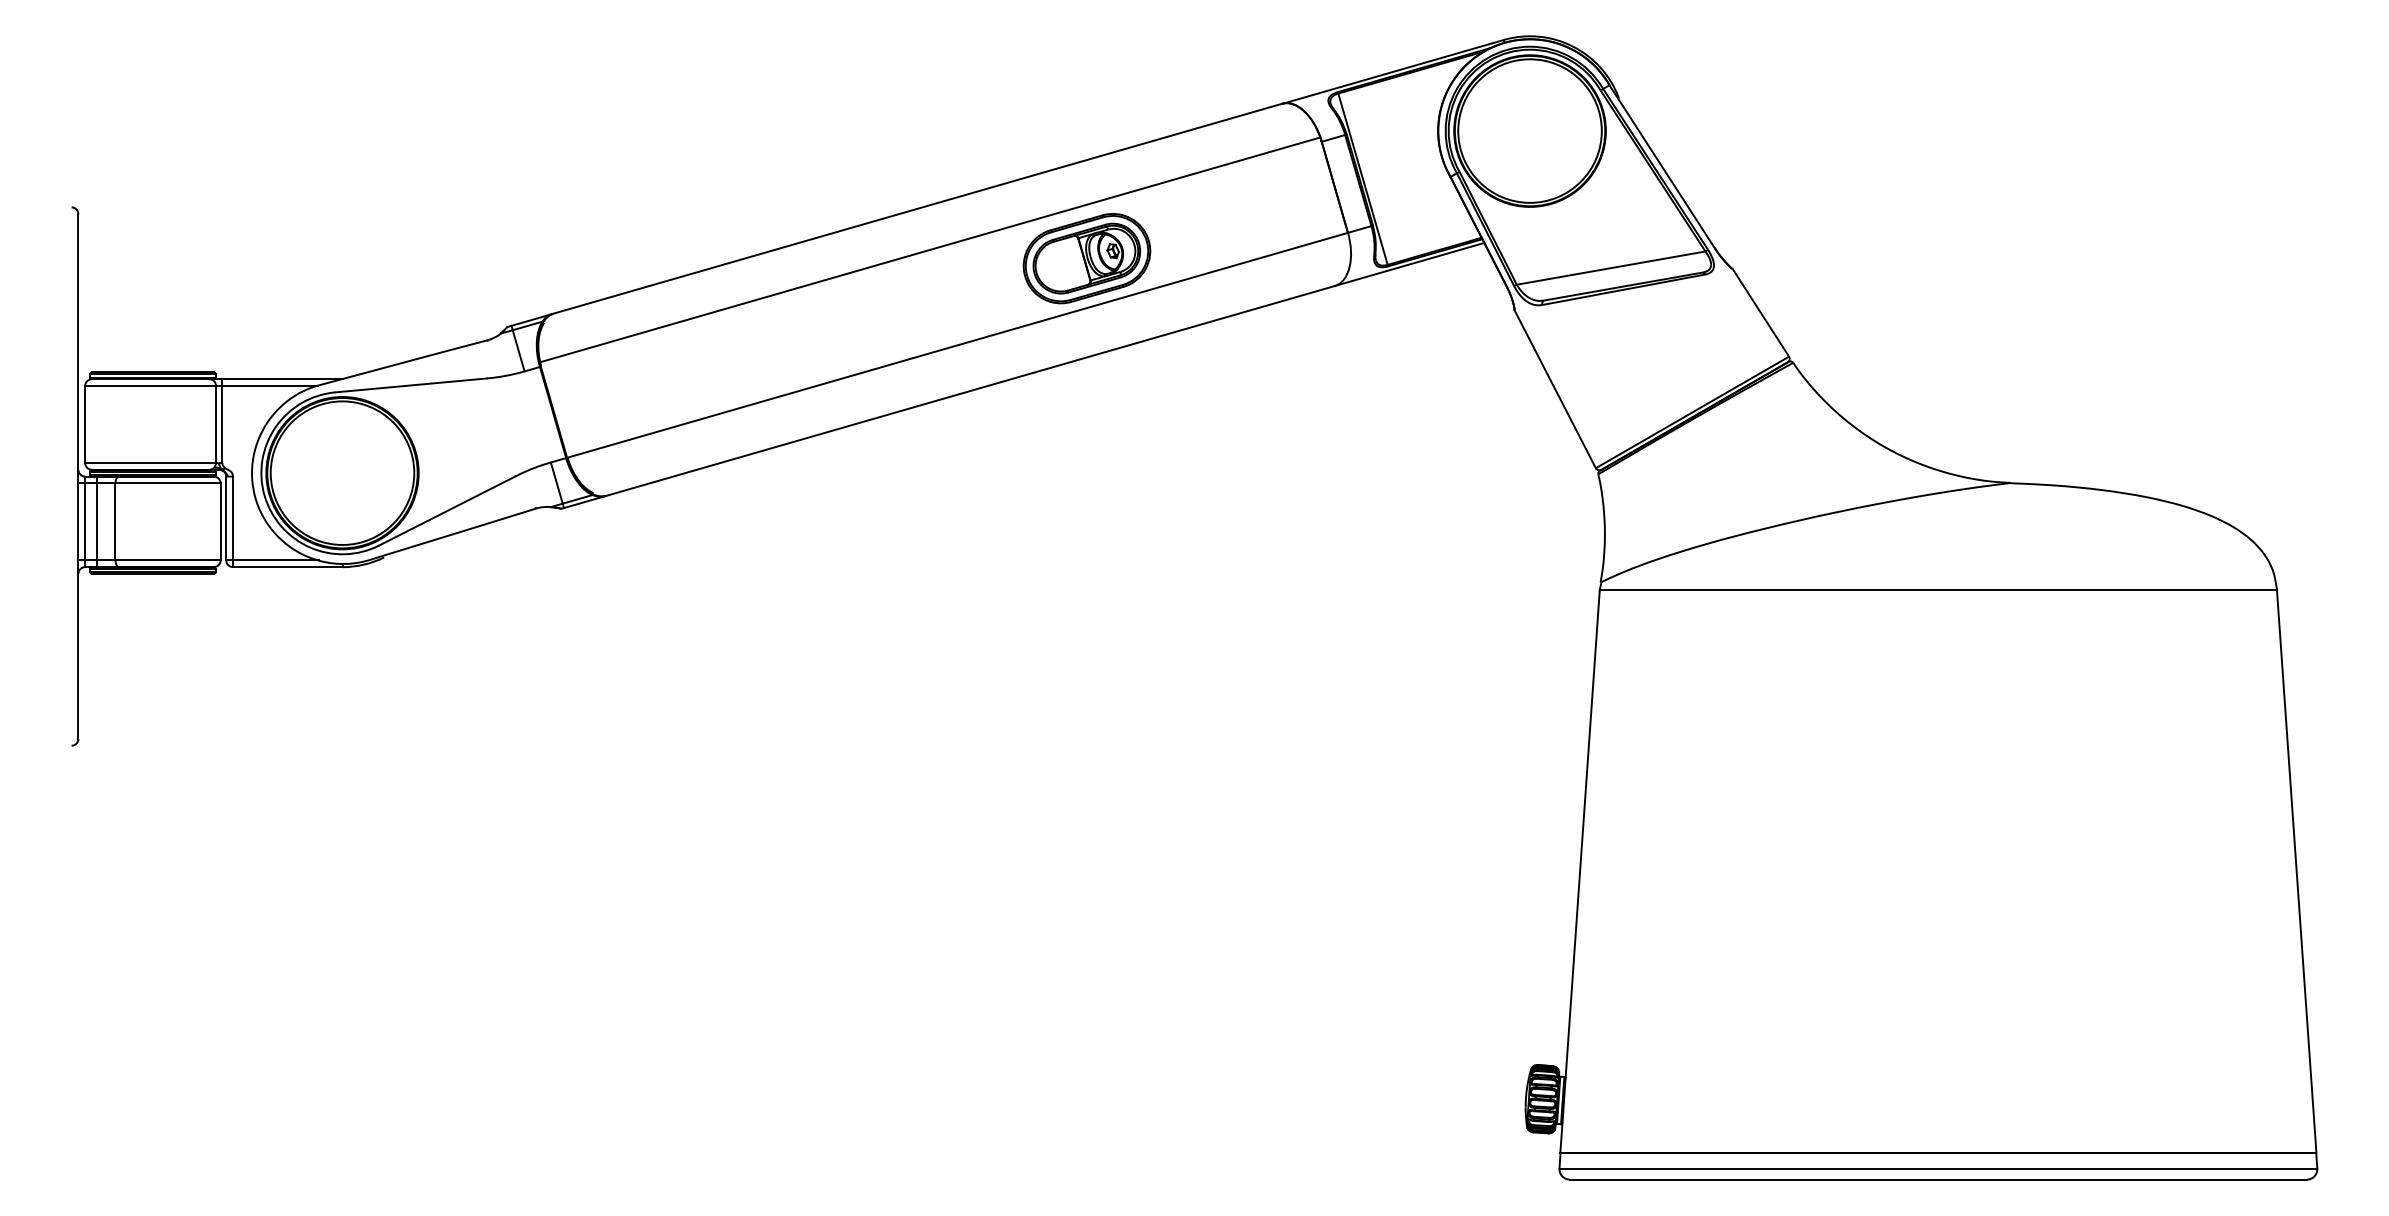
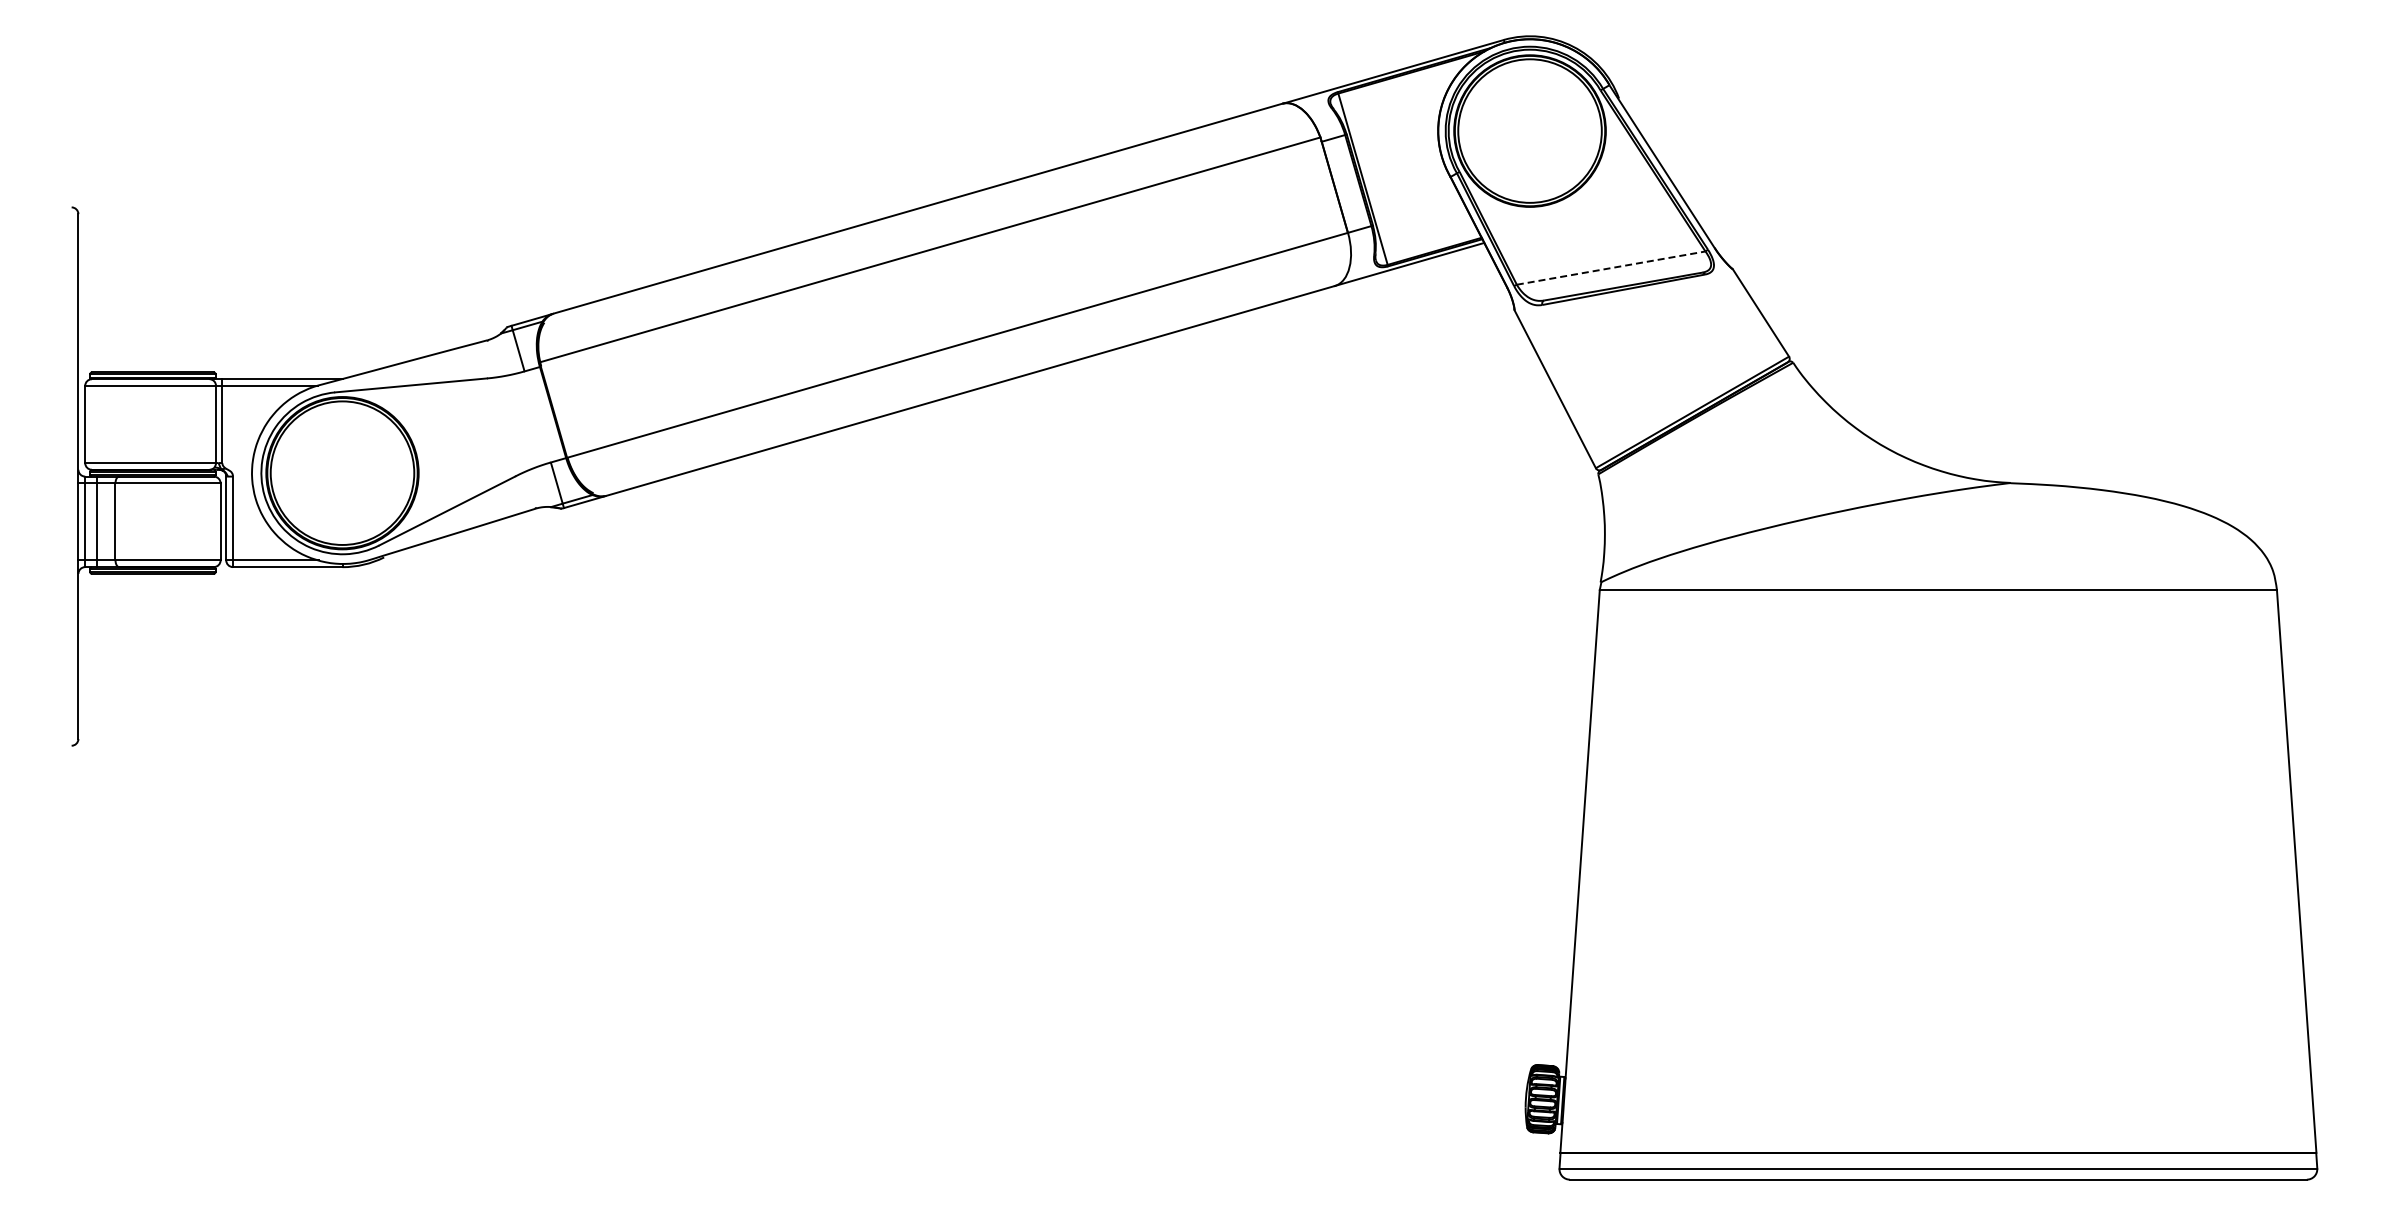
part: present -> none (1086, 258)
line: solid -> dashed (1611, 268)
